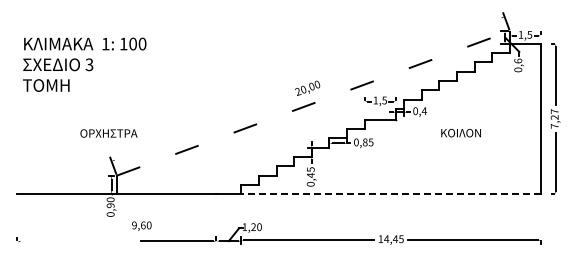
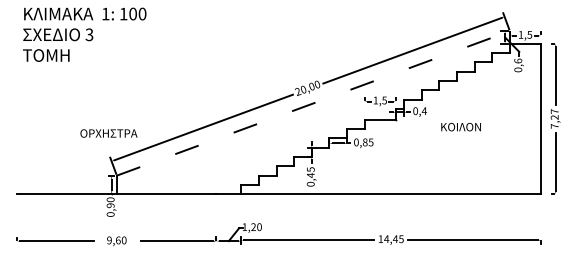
line: none -> present (412, 50)
text position: (84, 64) -> (84, 34) (84, 34)
line: none -> present (203, 127)
text position: (460, 133) -> (460, 127) (460, 127)
line: dashed -> solid (391, 194)
text position: (141, 226) -> (116, 241) (116, 241)
line: none -> present (57, 241)
